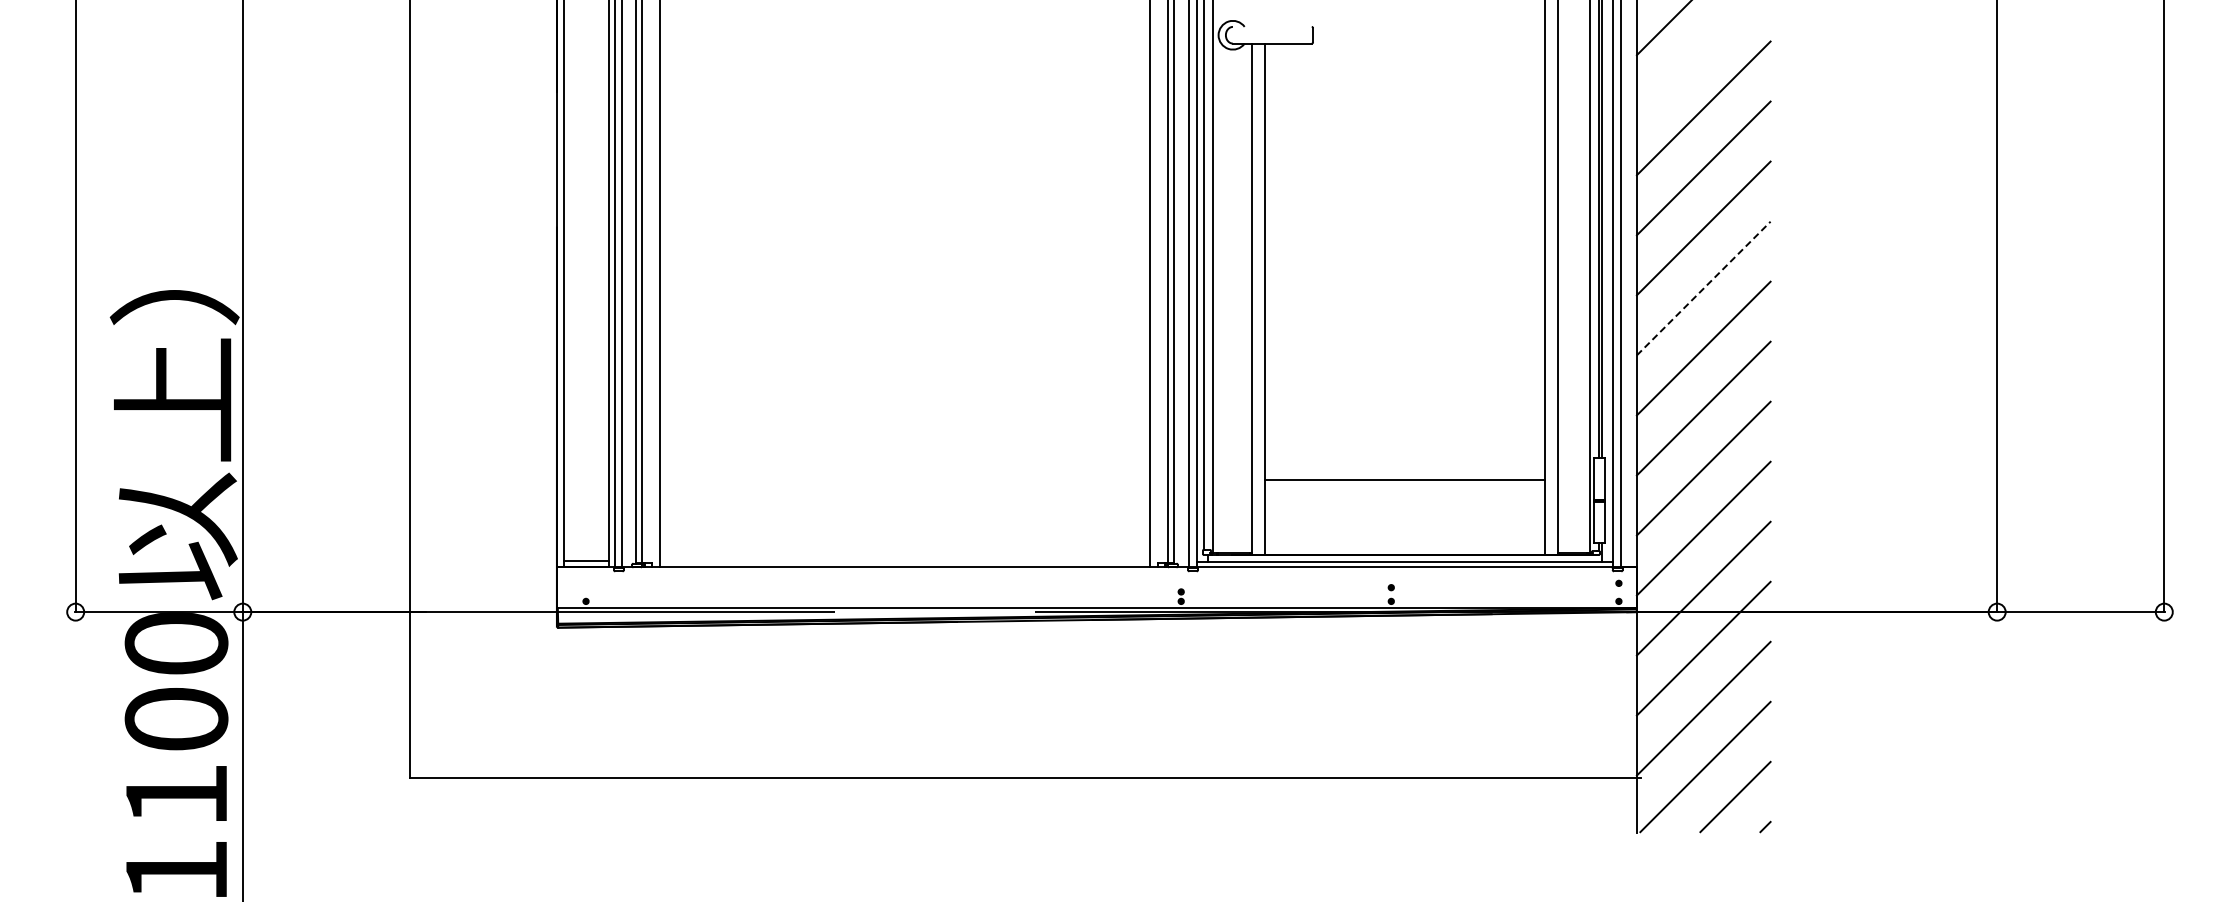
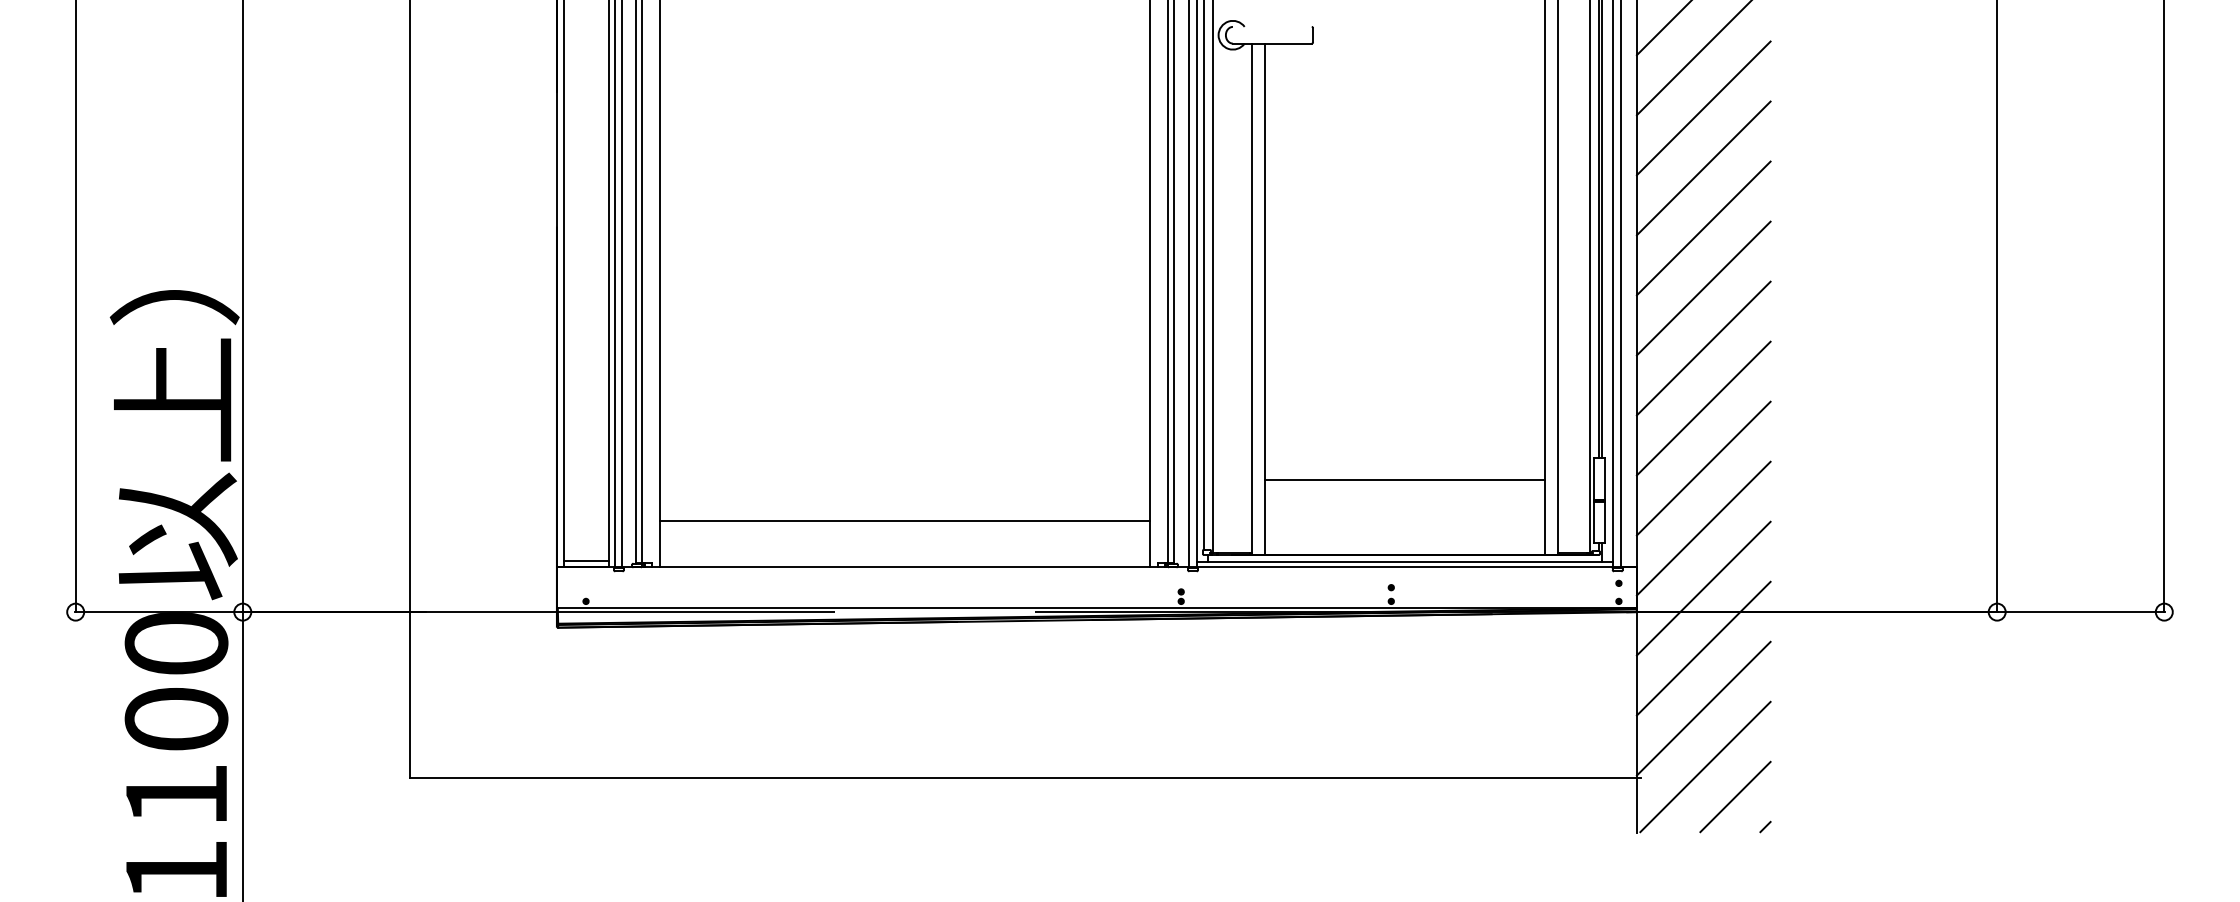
line: none -> present (1693, 58)
line: dashed -> solid (1703, 288)
line: none -> present (904, 520)
